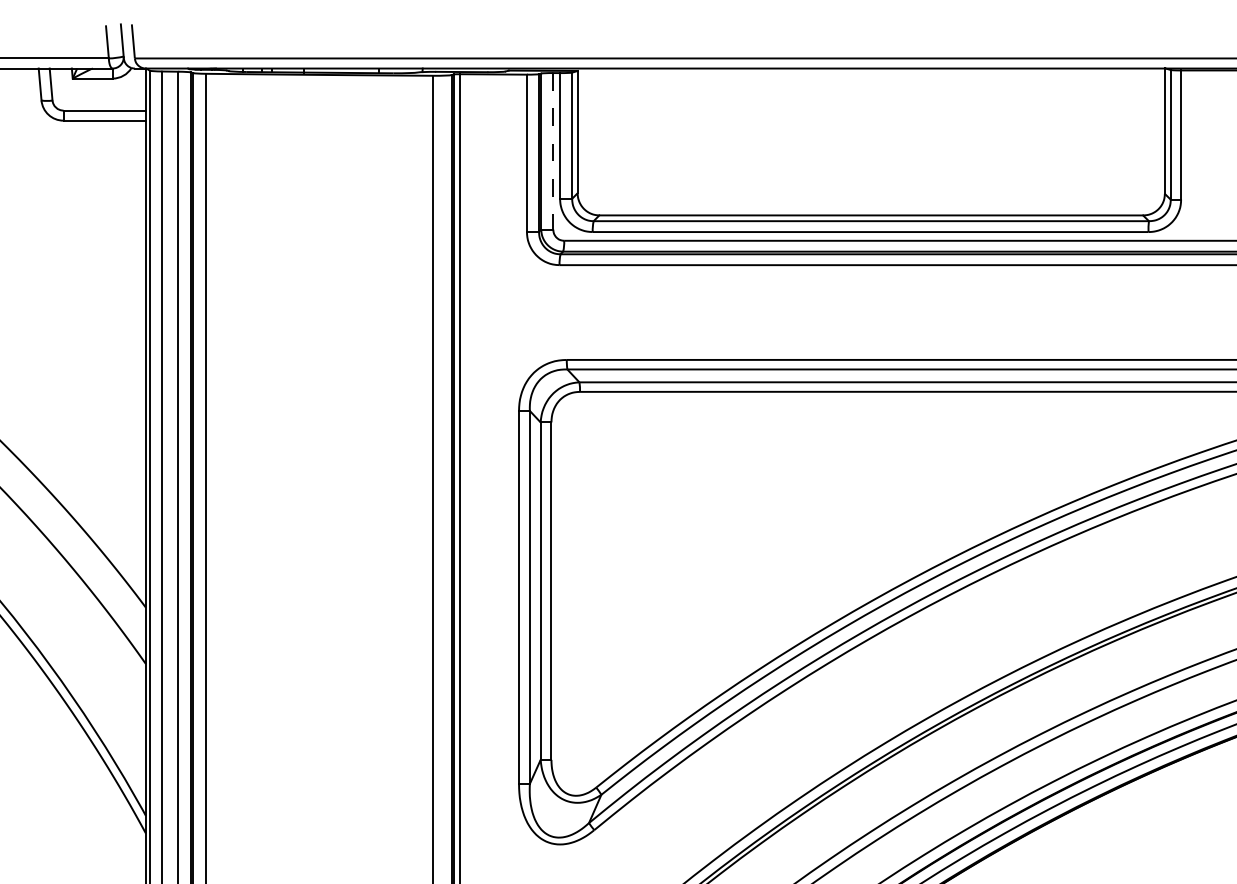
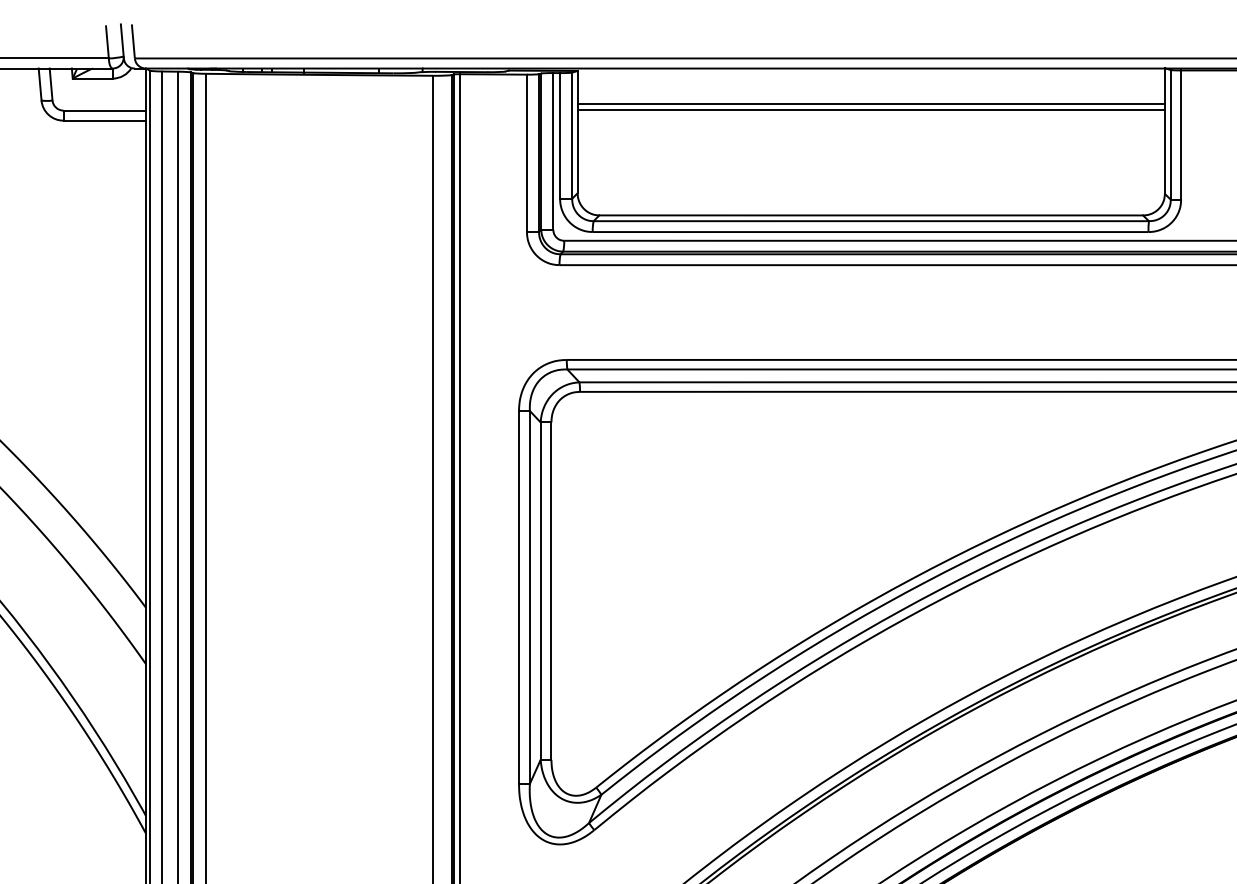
line: none -> present (870, 104)
line: none -> present (870, 109)
line: dashed -> solid (553, 151)
